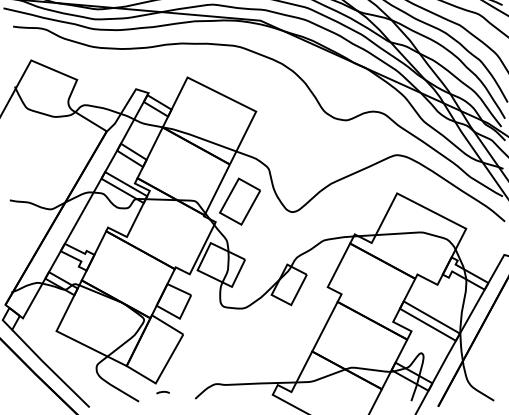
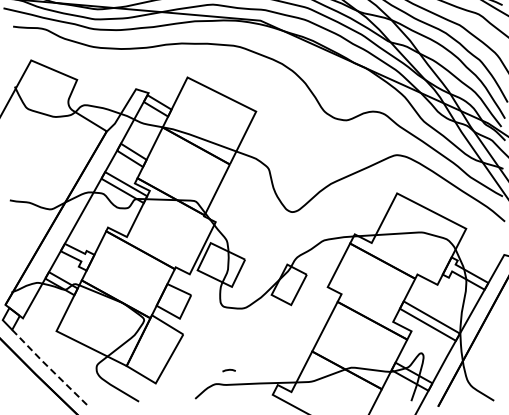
part: present -> none (239, 201)
line: solid -> dashed (50, 368)
line position: (162, 392) -> (228, 370) (228, 370)
